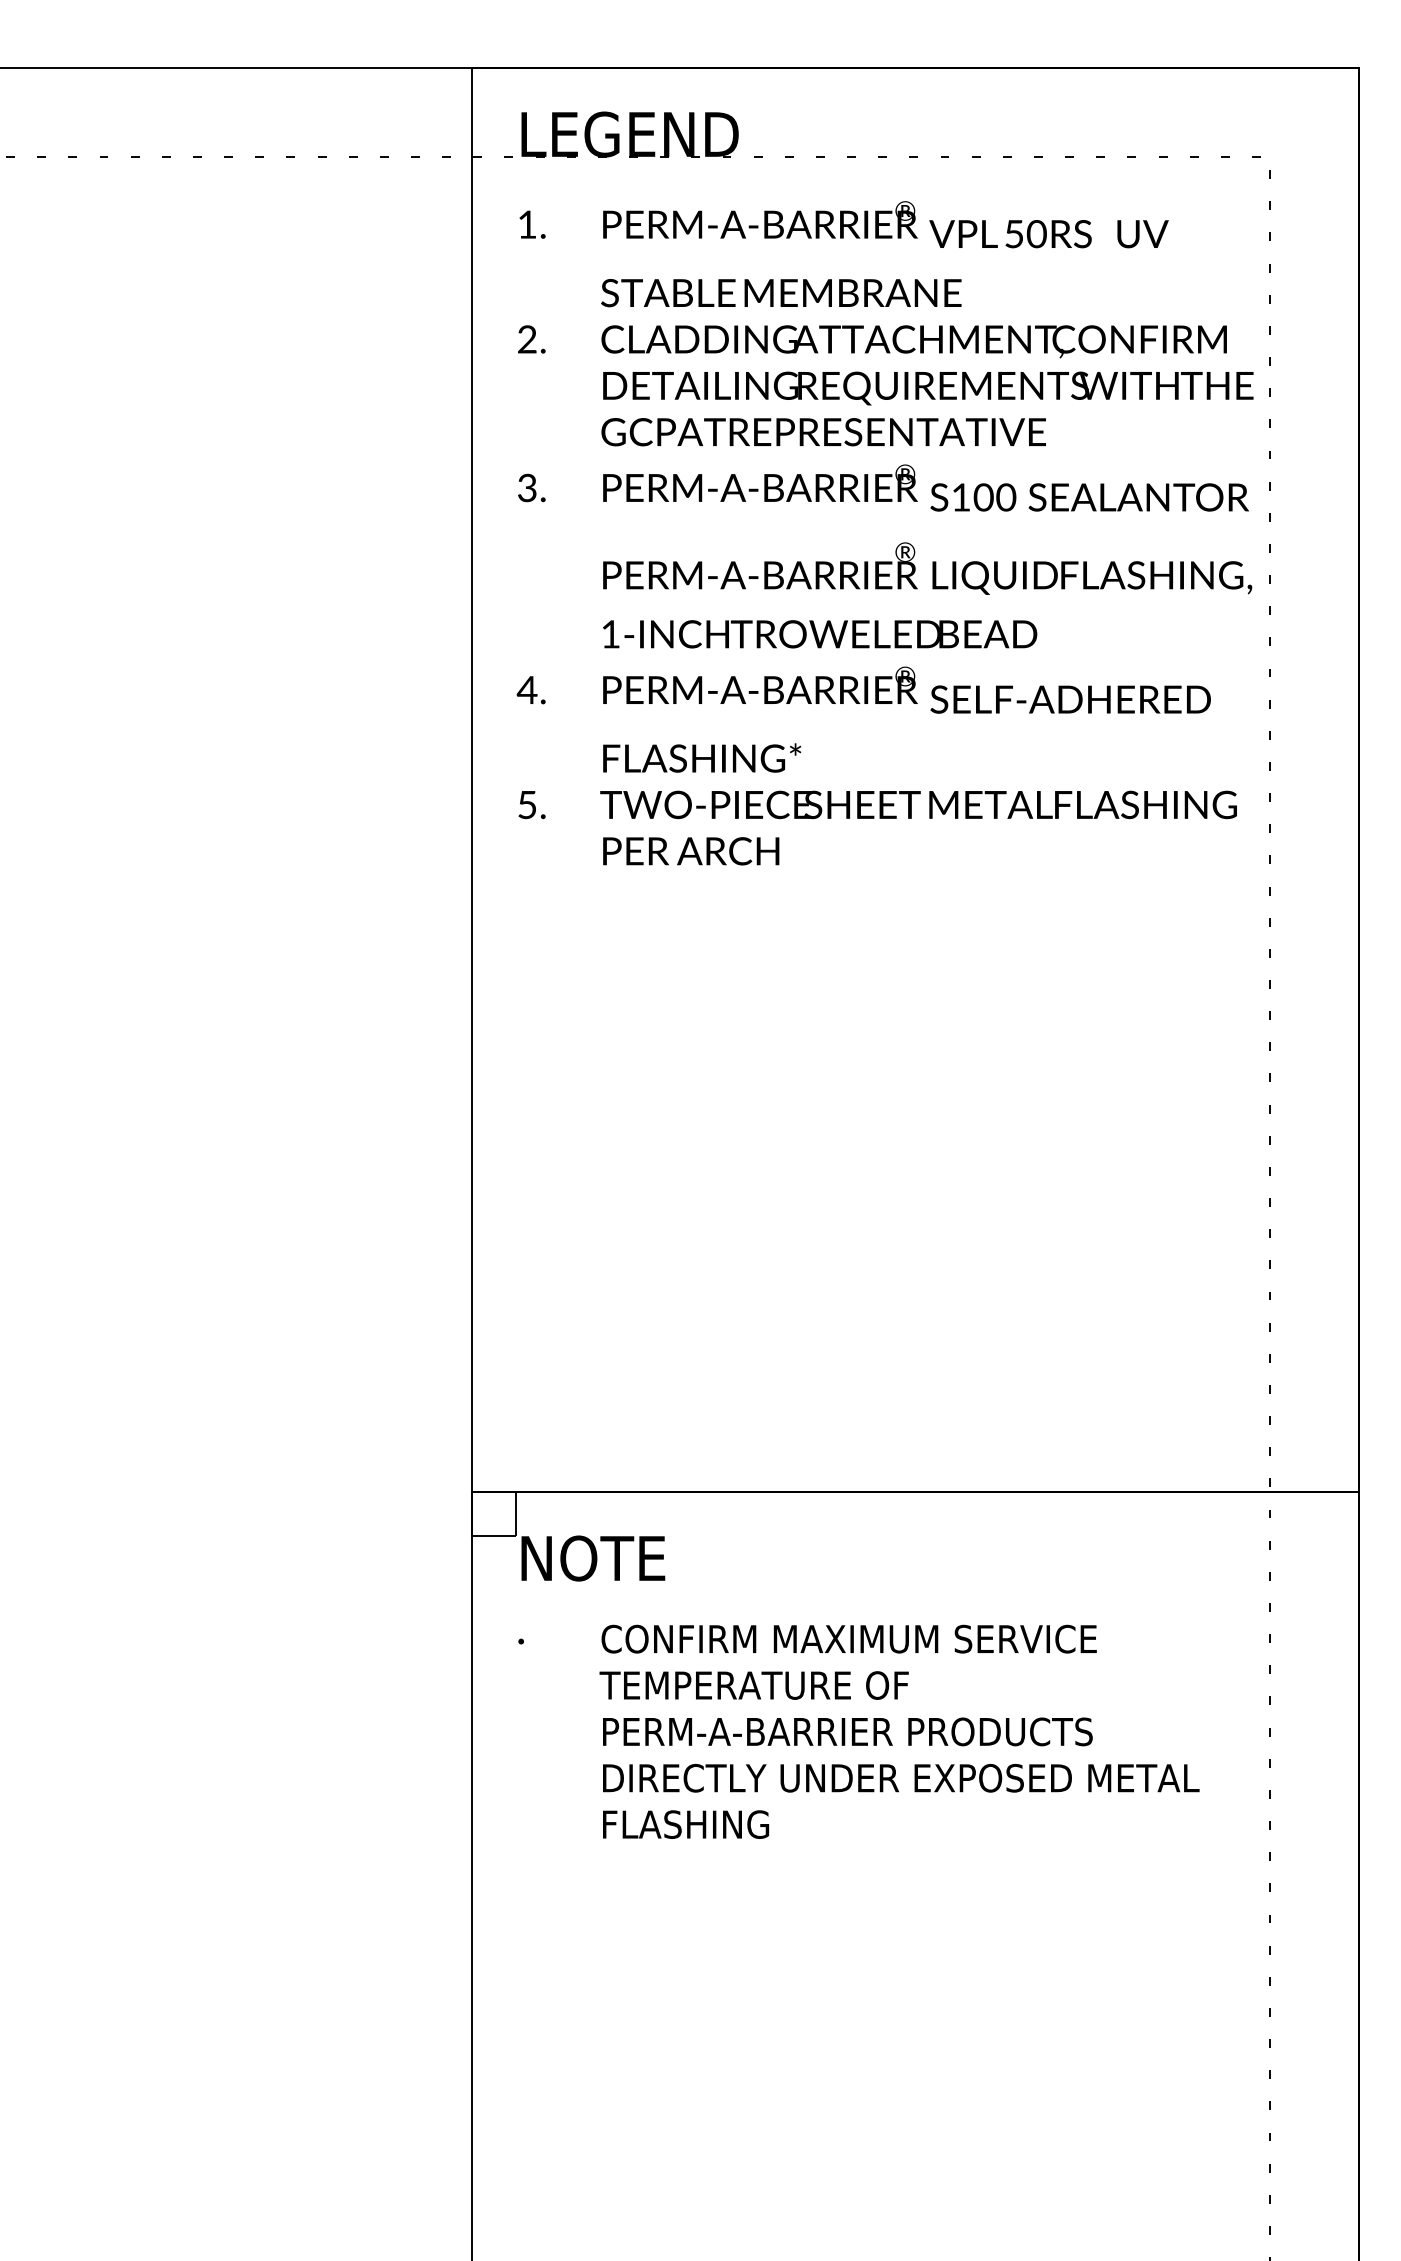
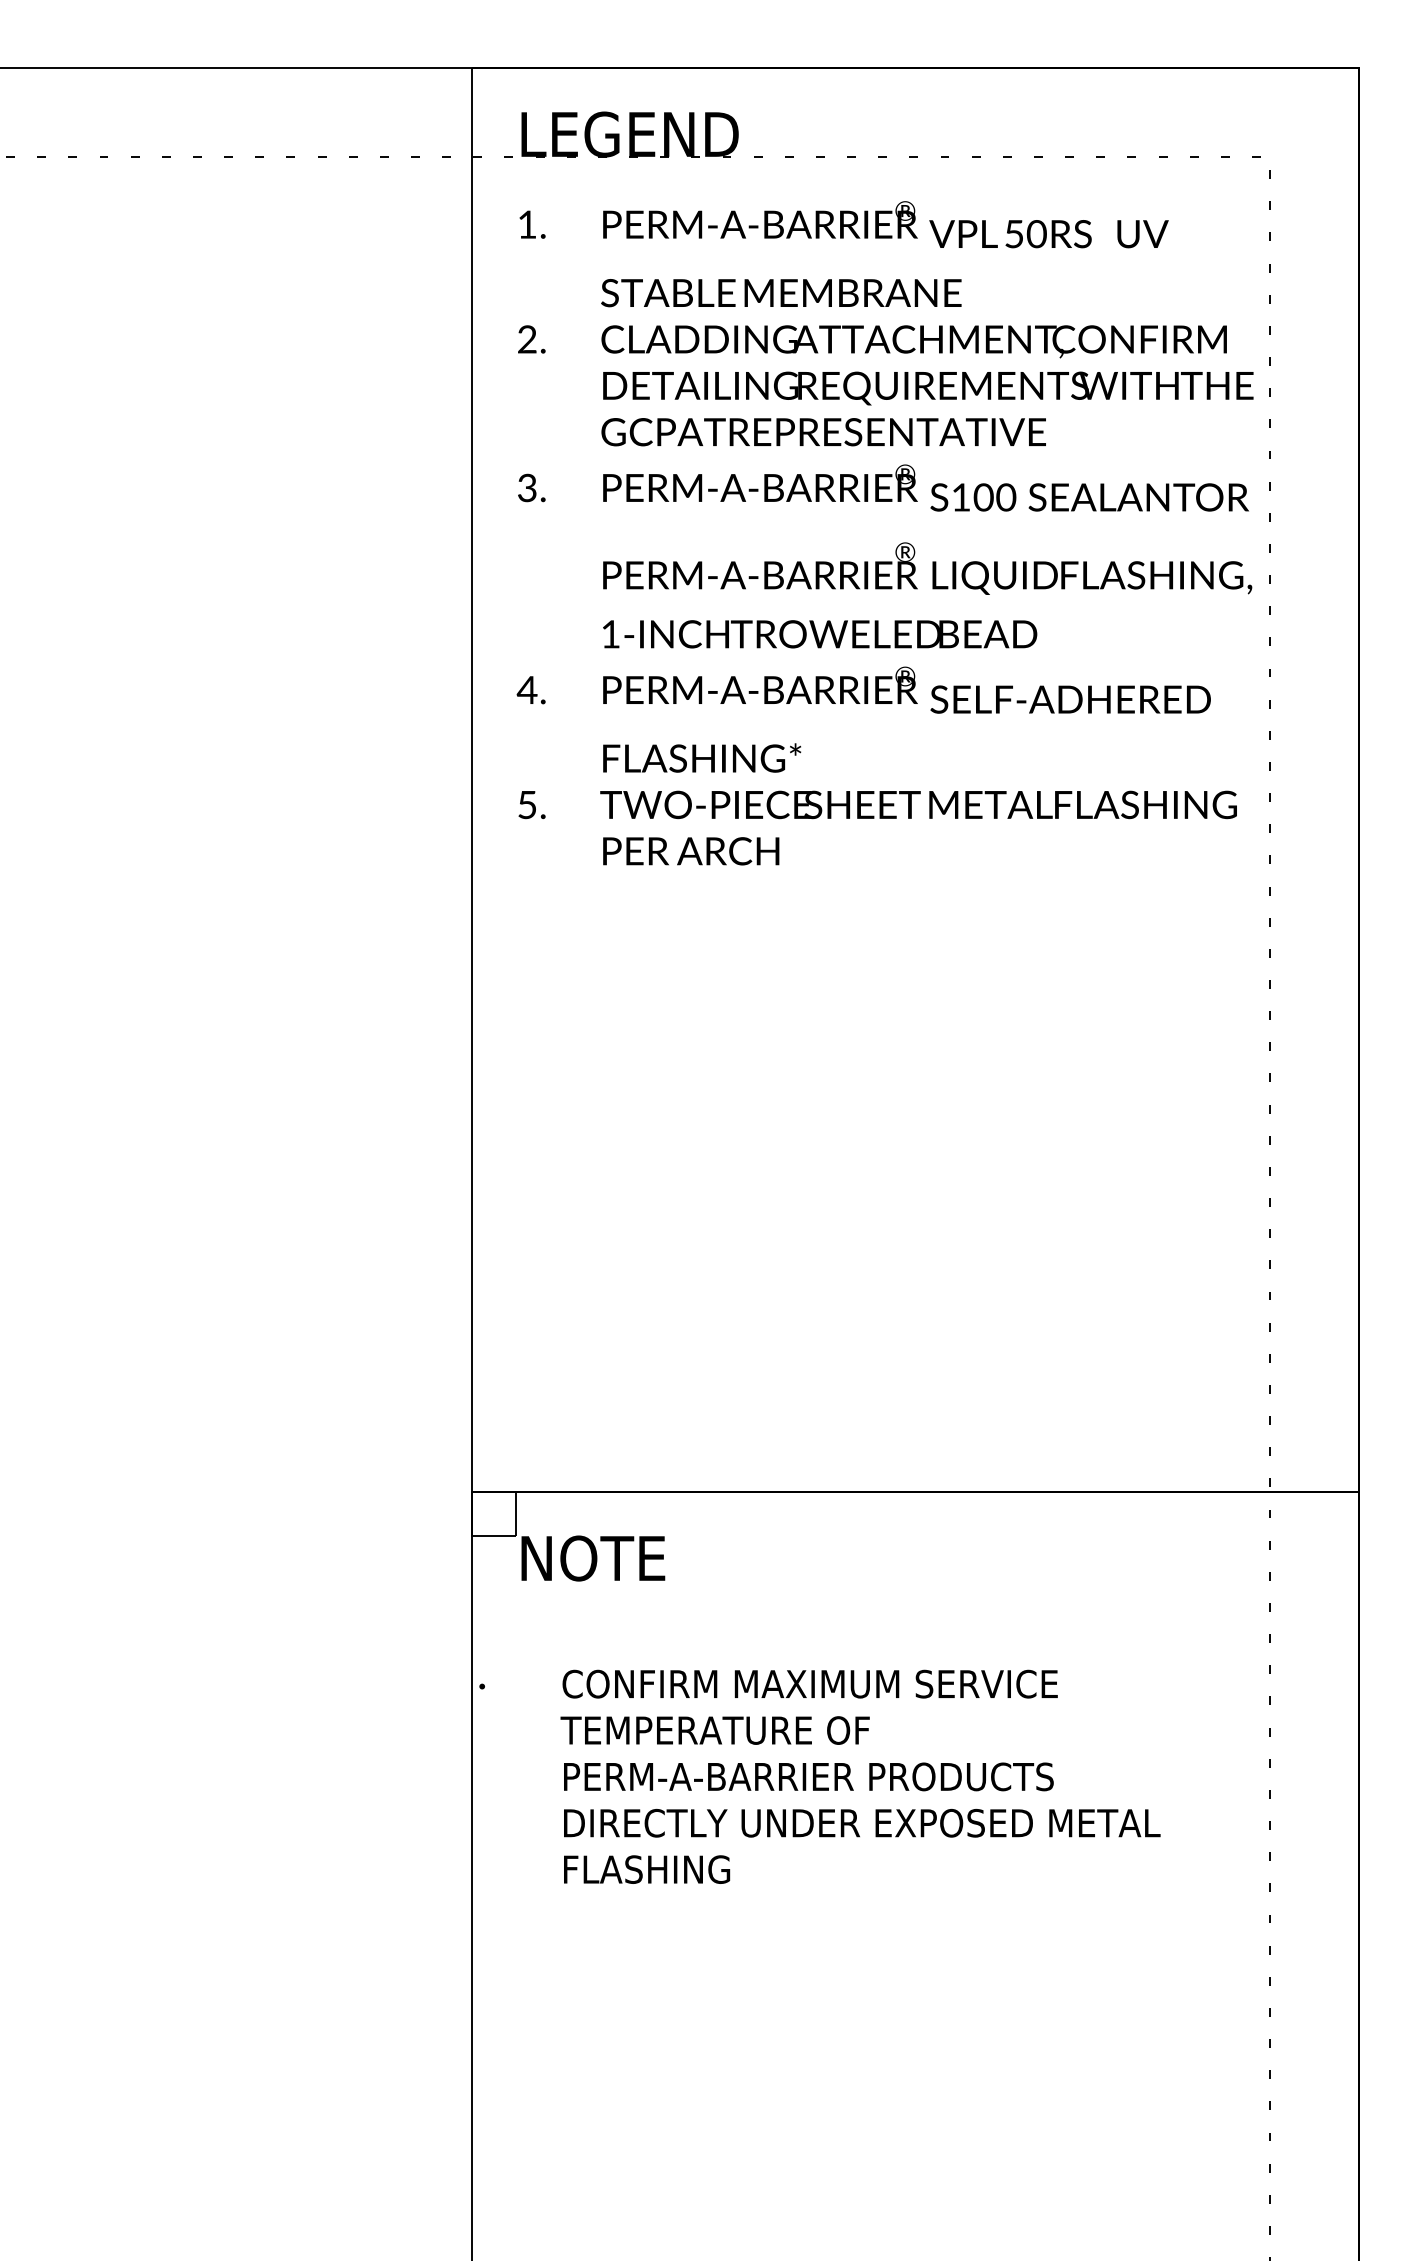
text position: (858, 1731) -> (819, 1776) (819, 1776)
